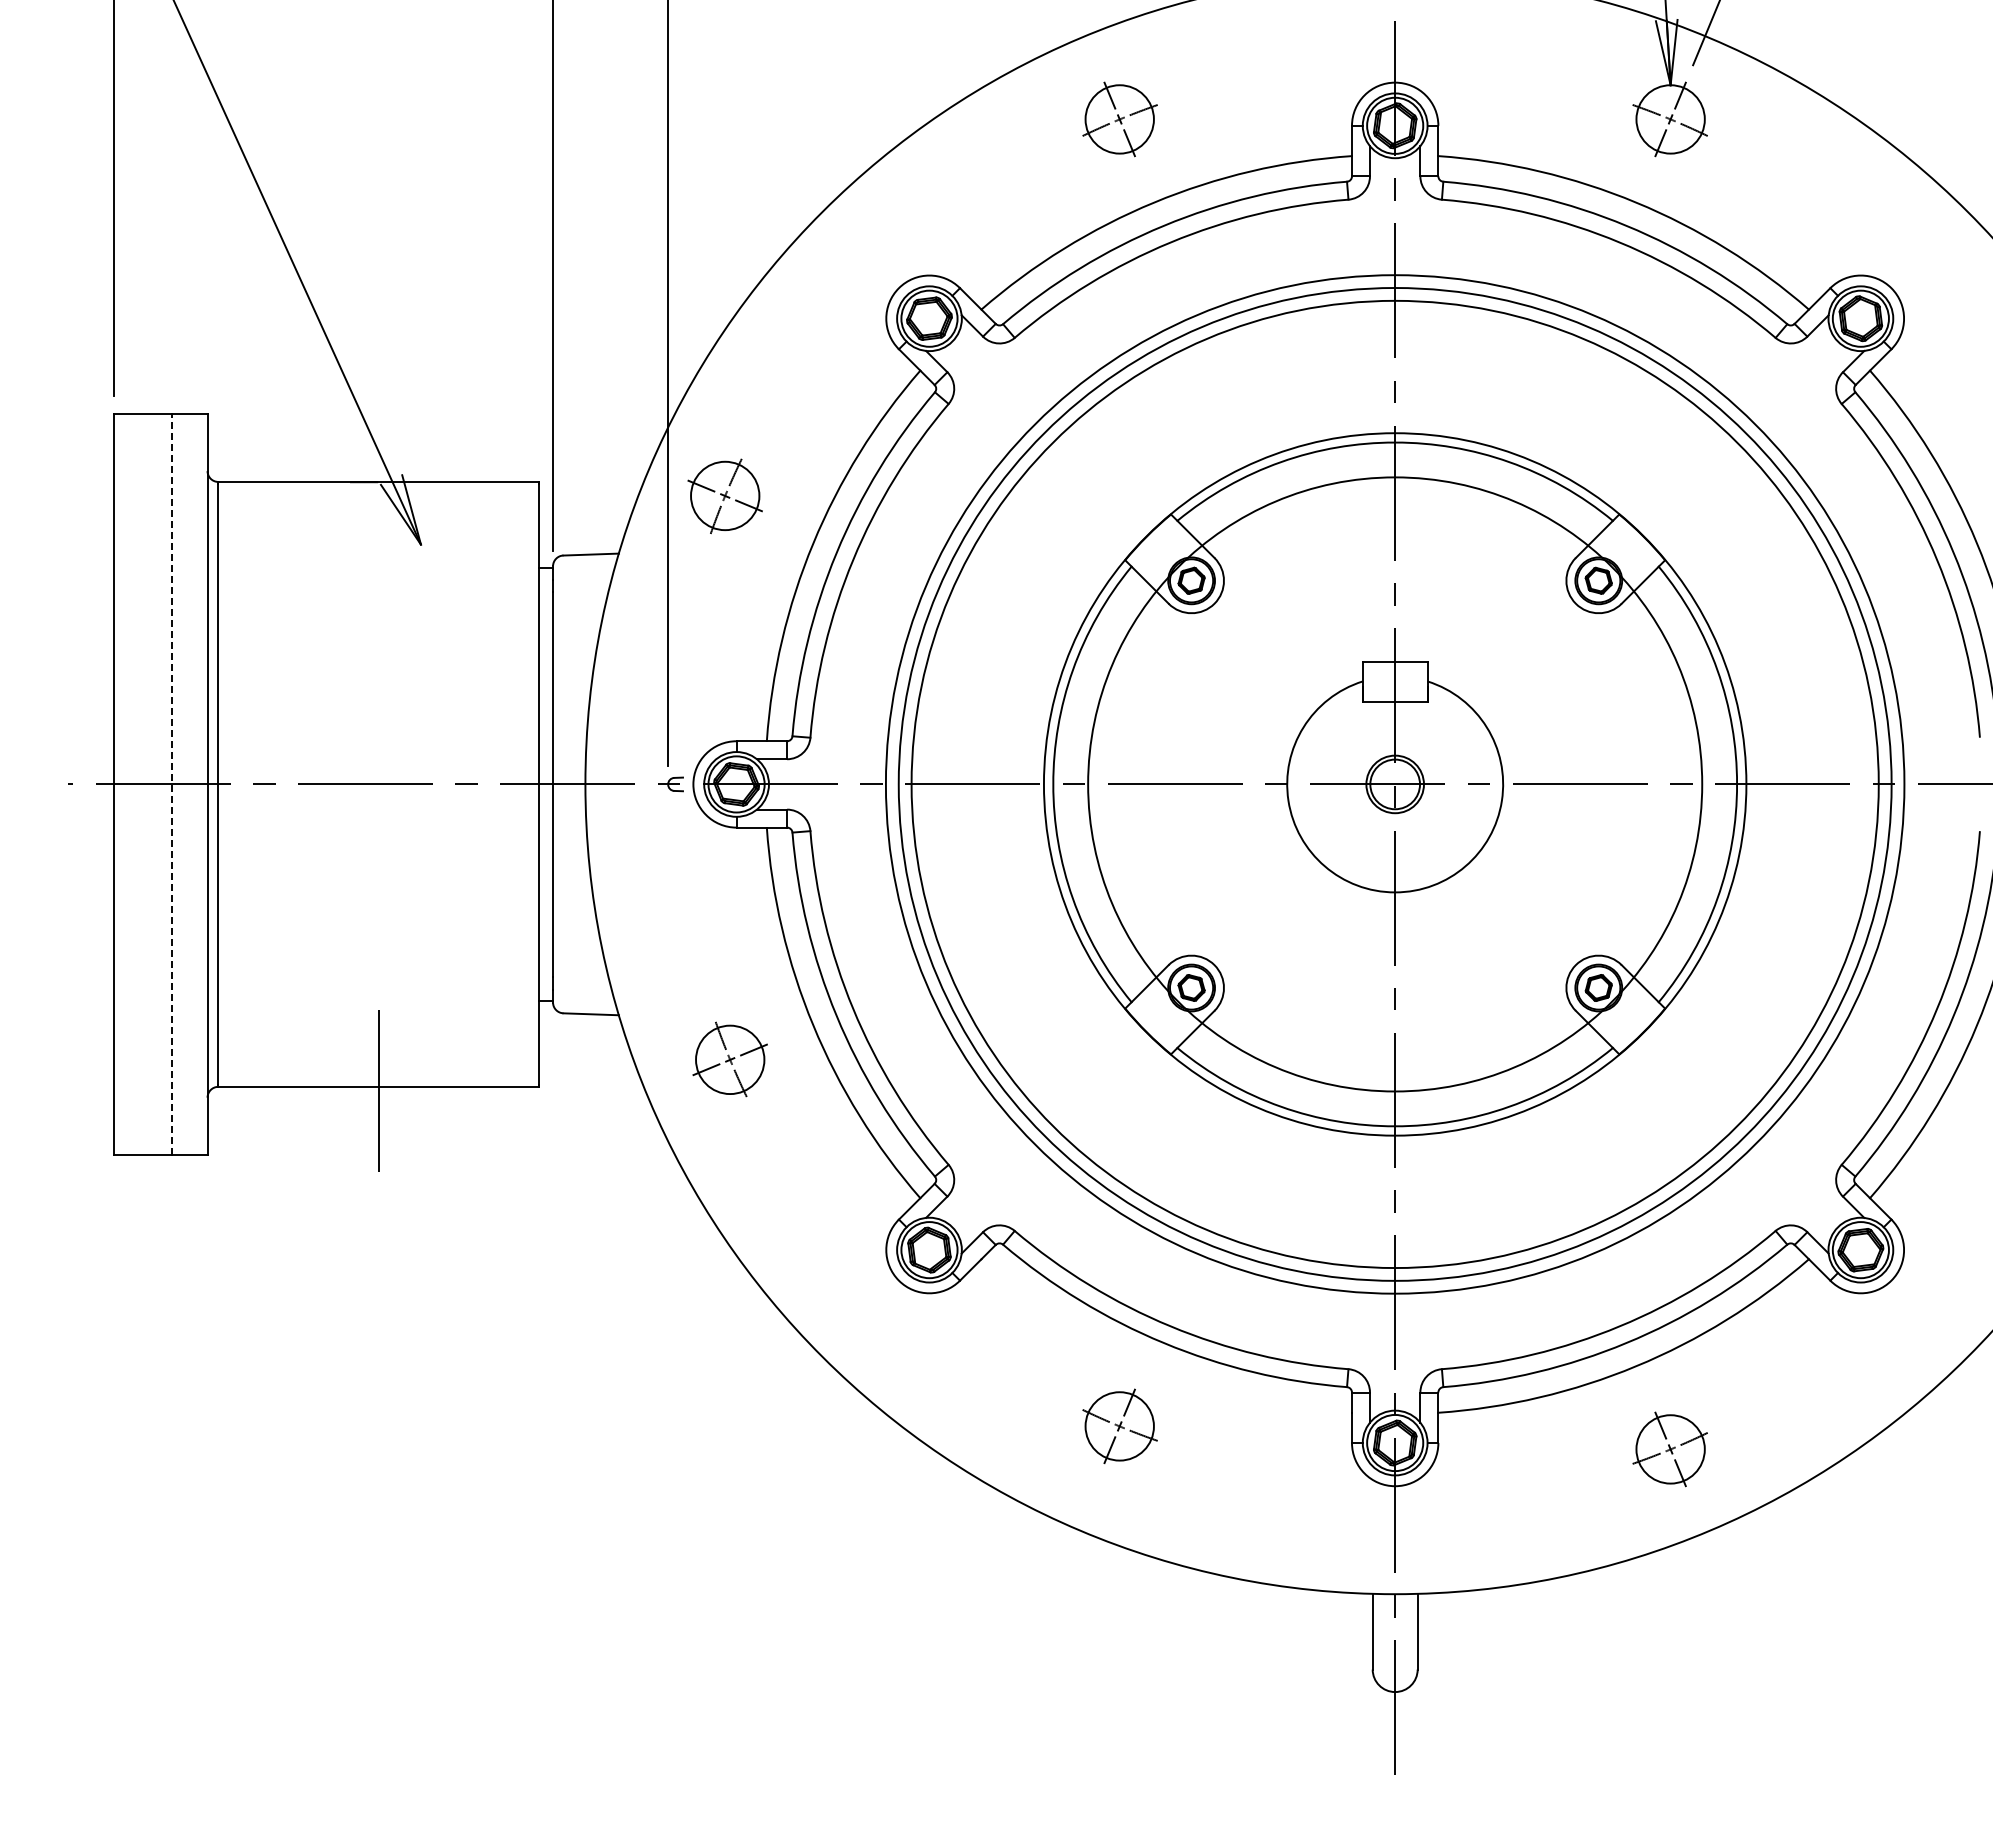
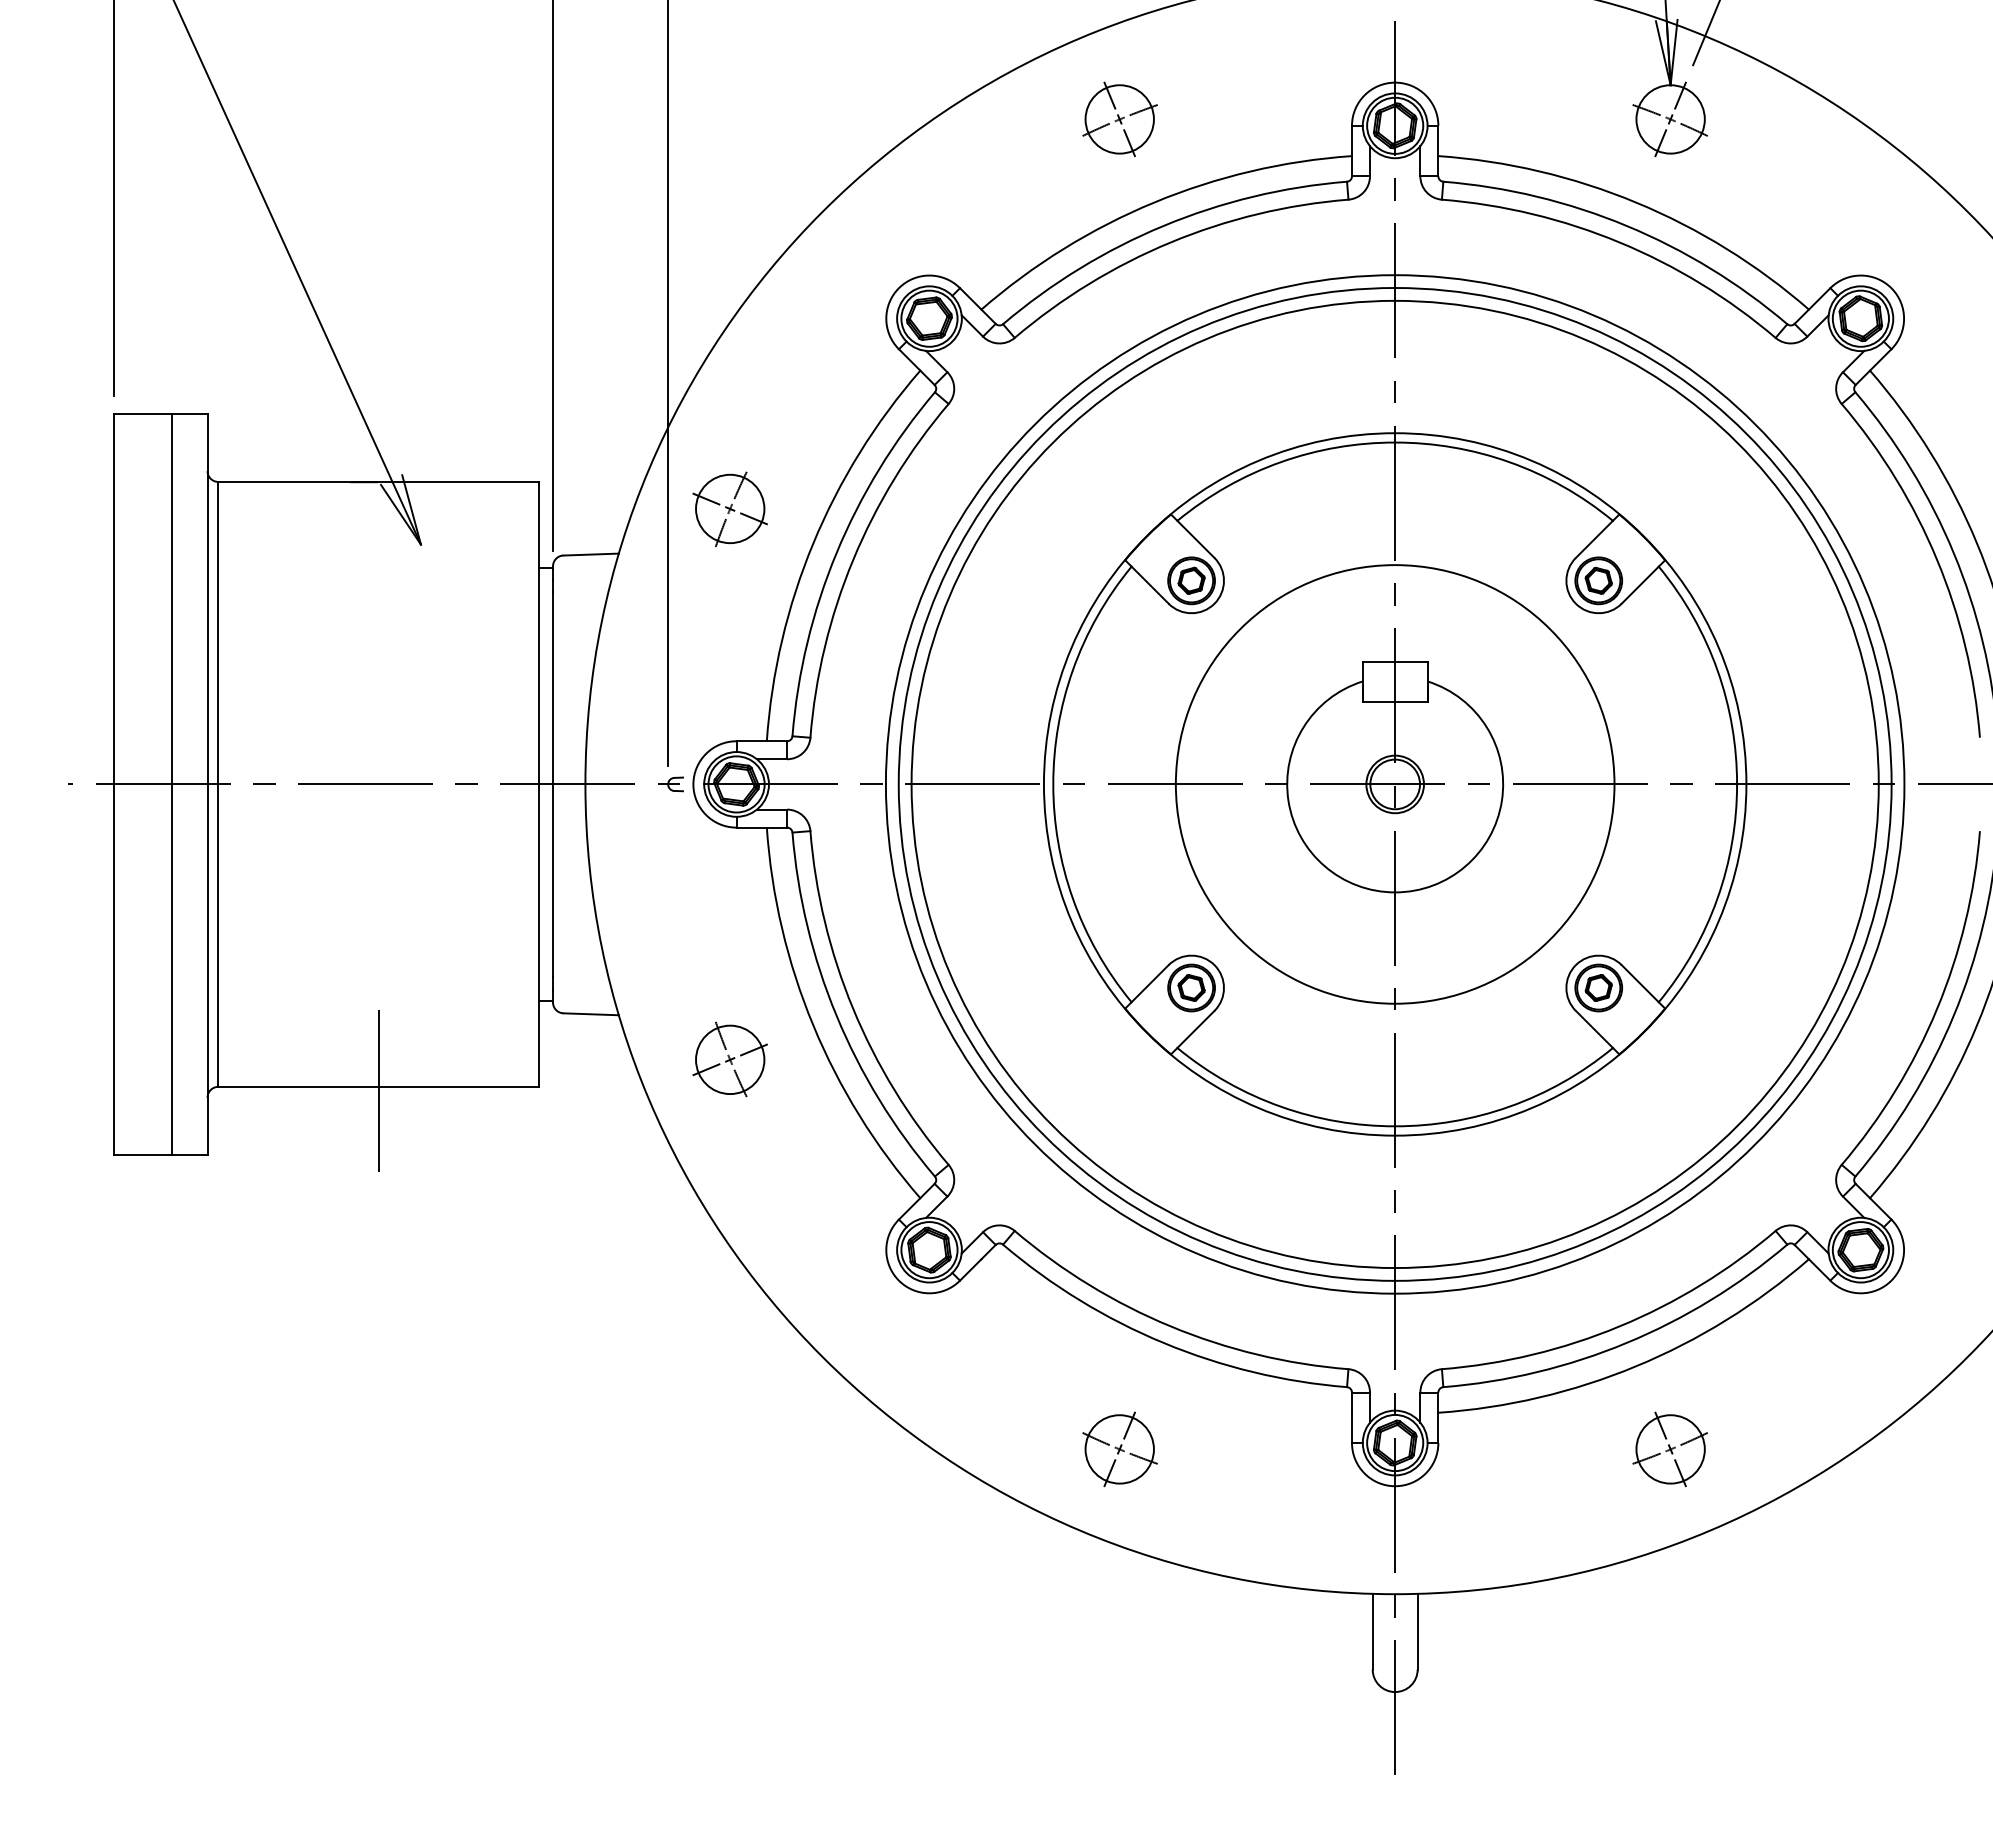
part position: (724, 496) -> (729, 509) (729, 509)
line: dashed -> solid (171, 784)
circle diameter: 614 px -> 439 px (1394, 784)
part position: (1119, 1426) -> (1119, 1449) (1119, 1449)
